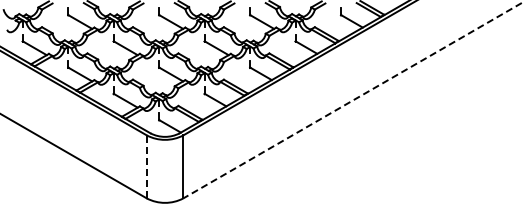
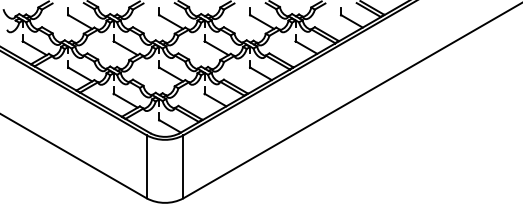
line: dashed -> solid (353, 100)
line: dashed -> solid (146, 166)
